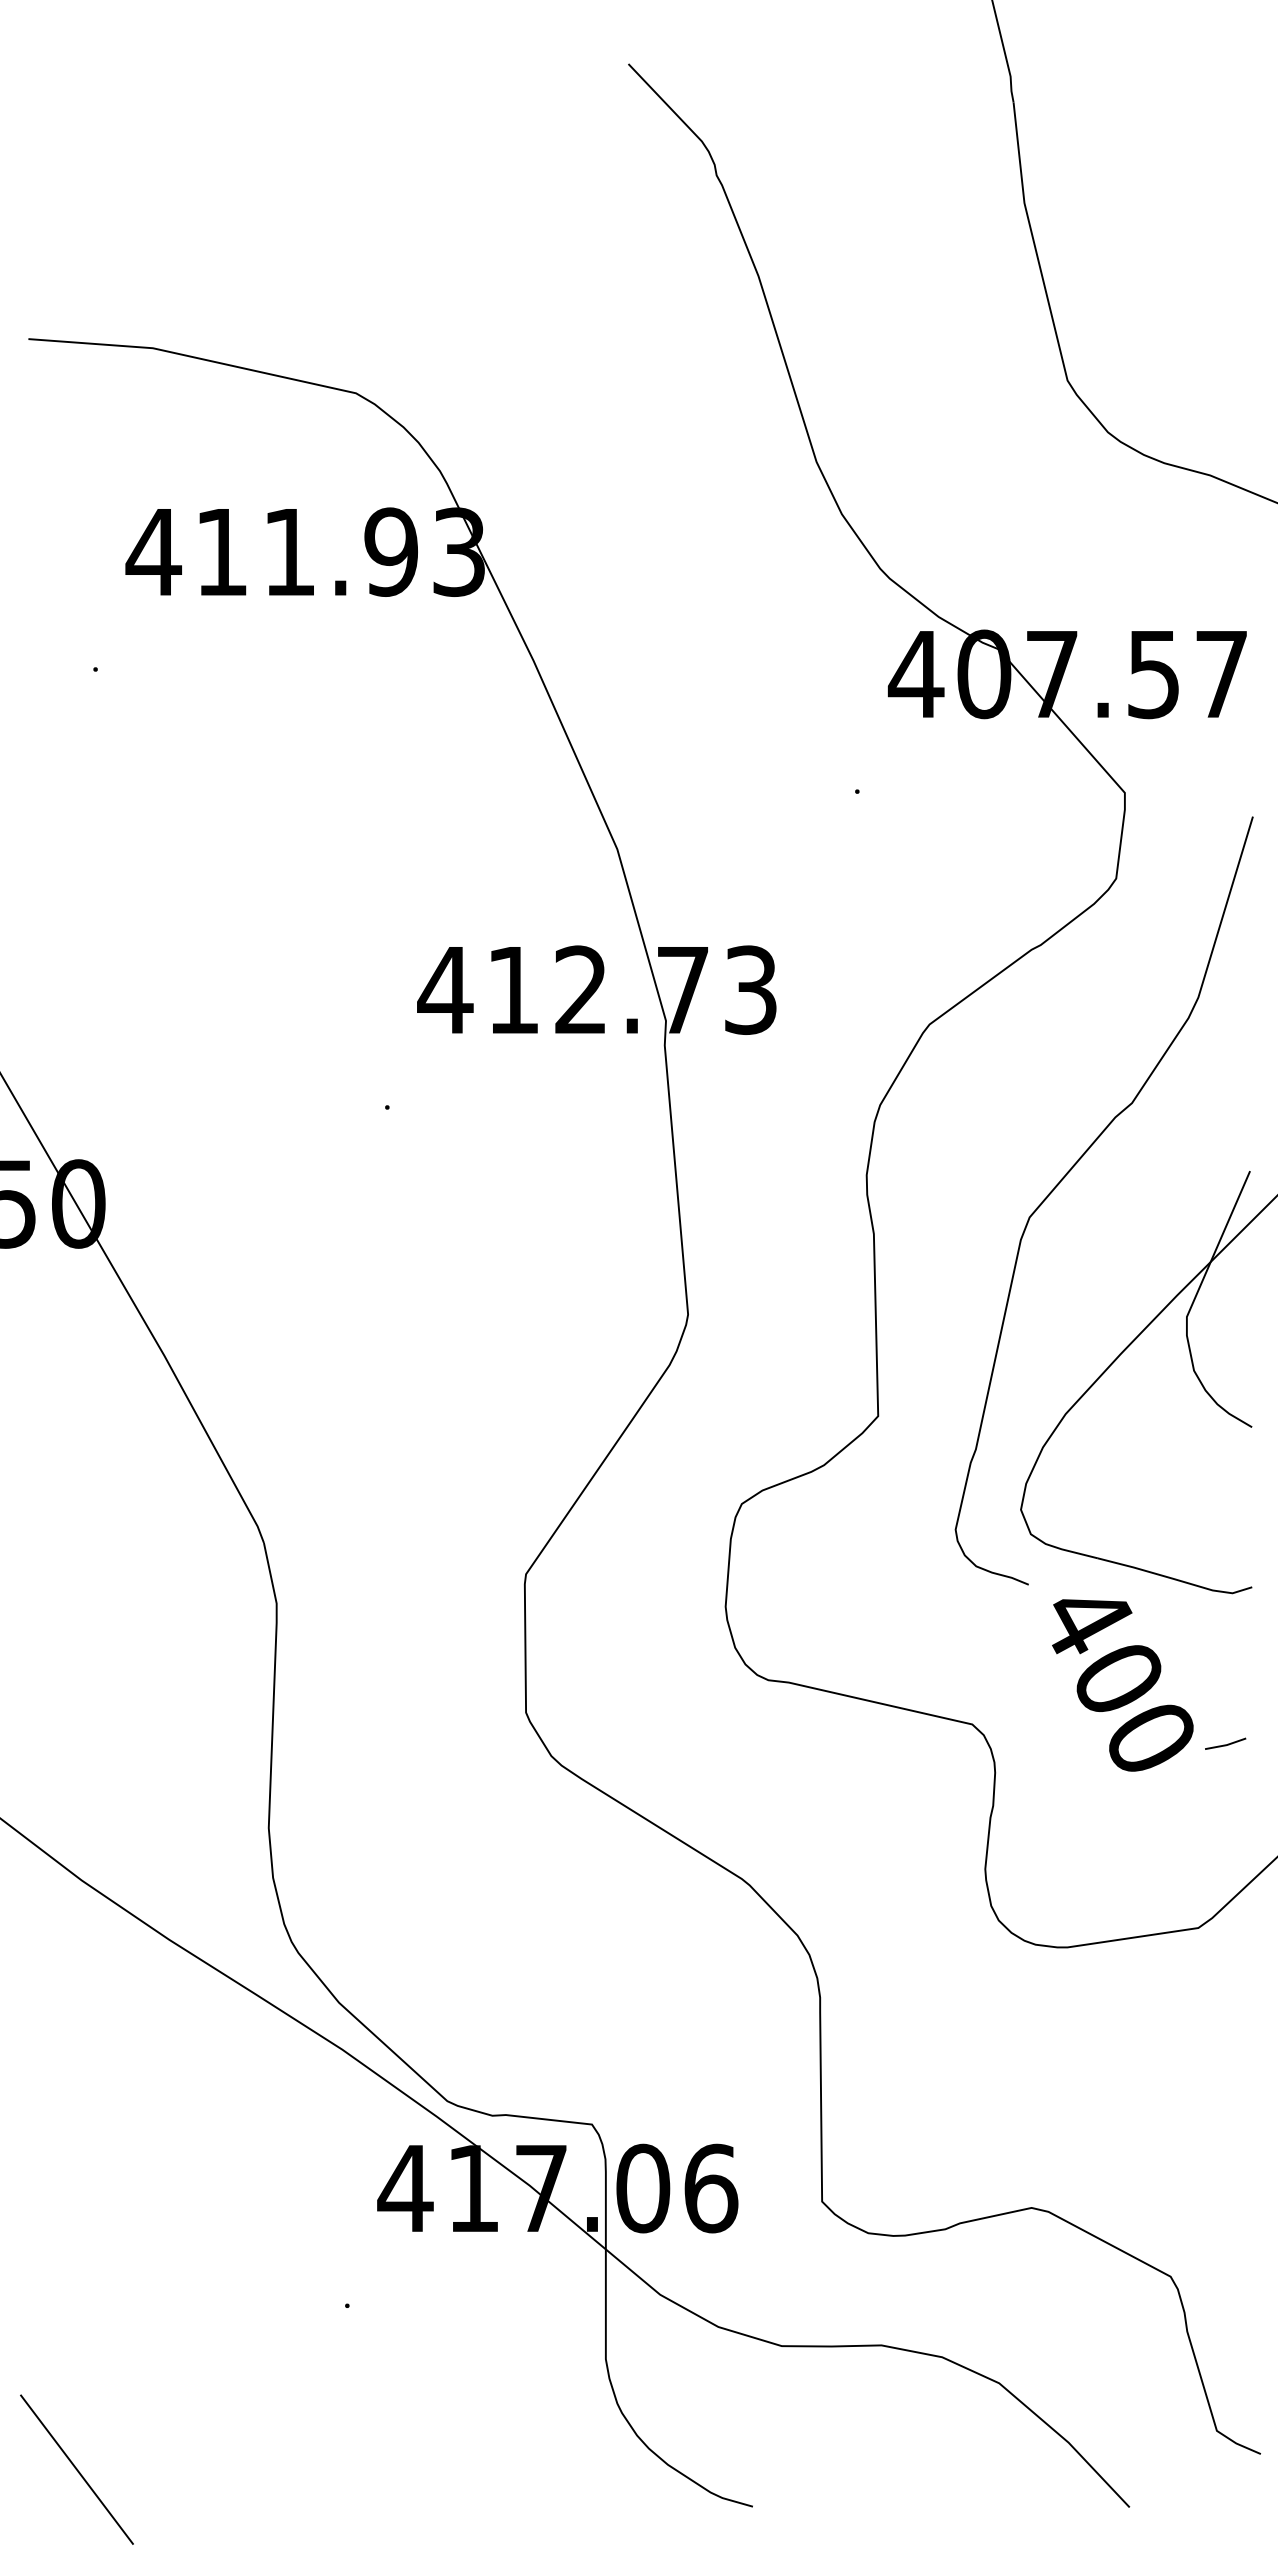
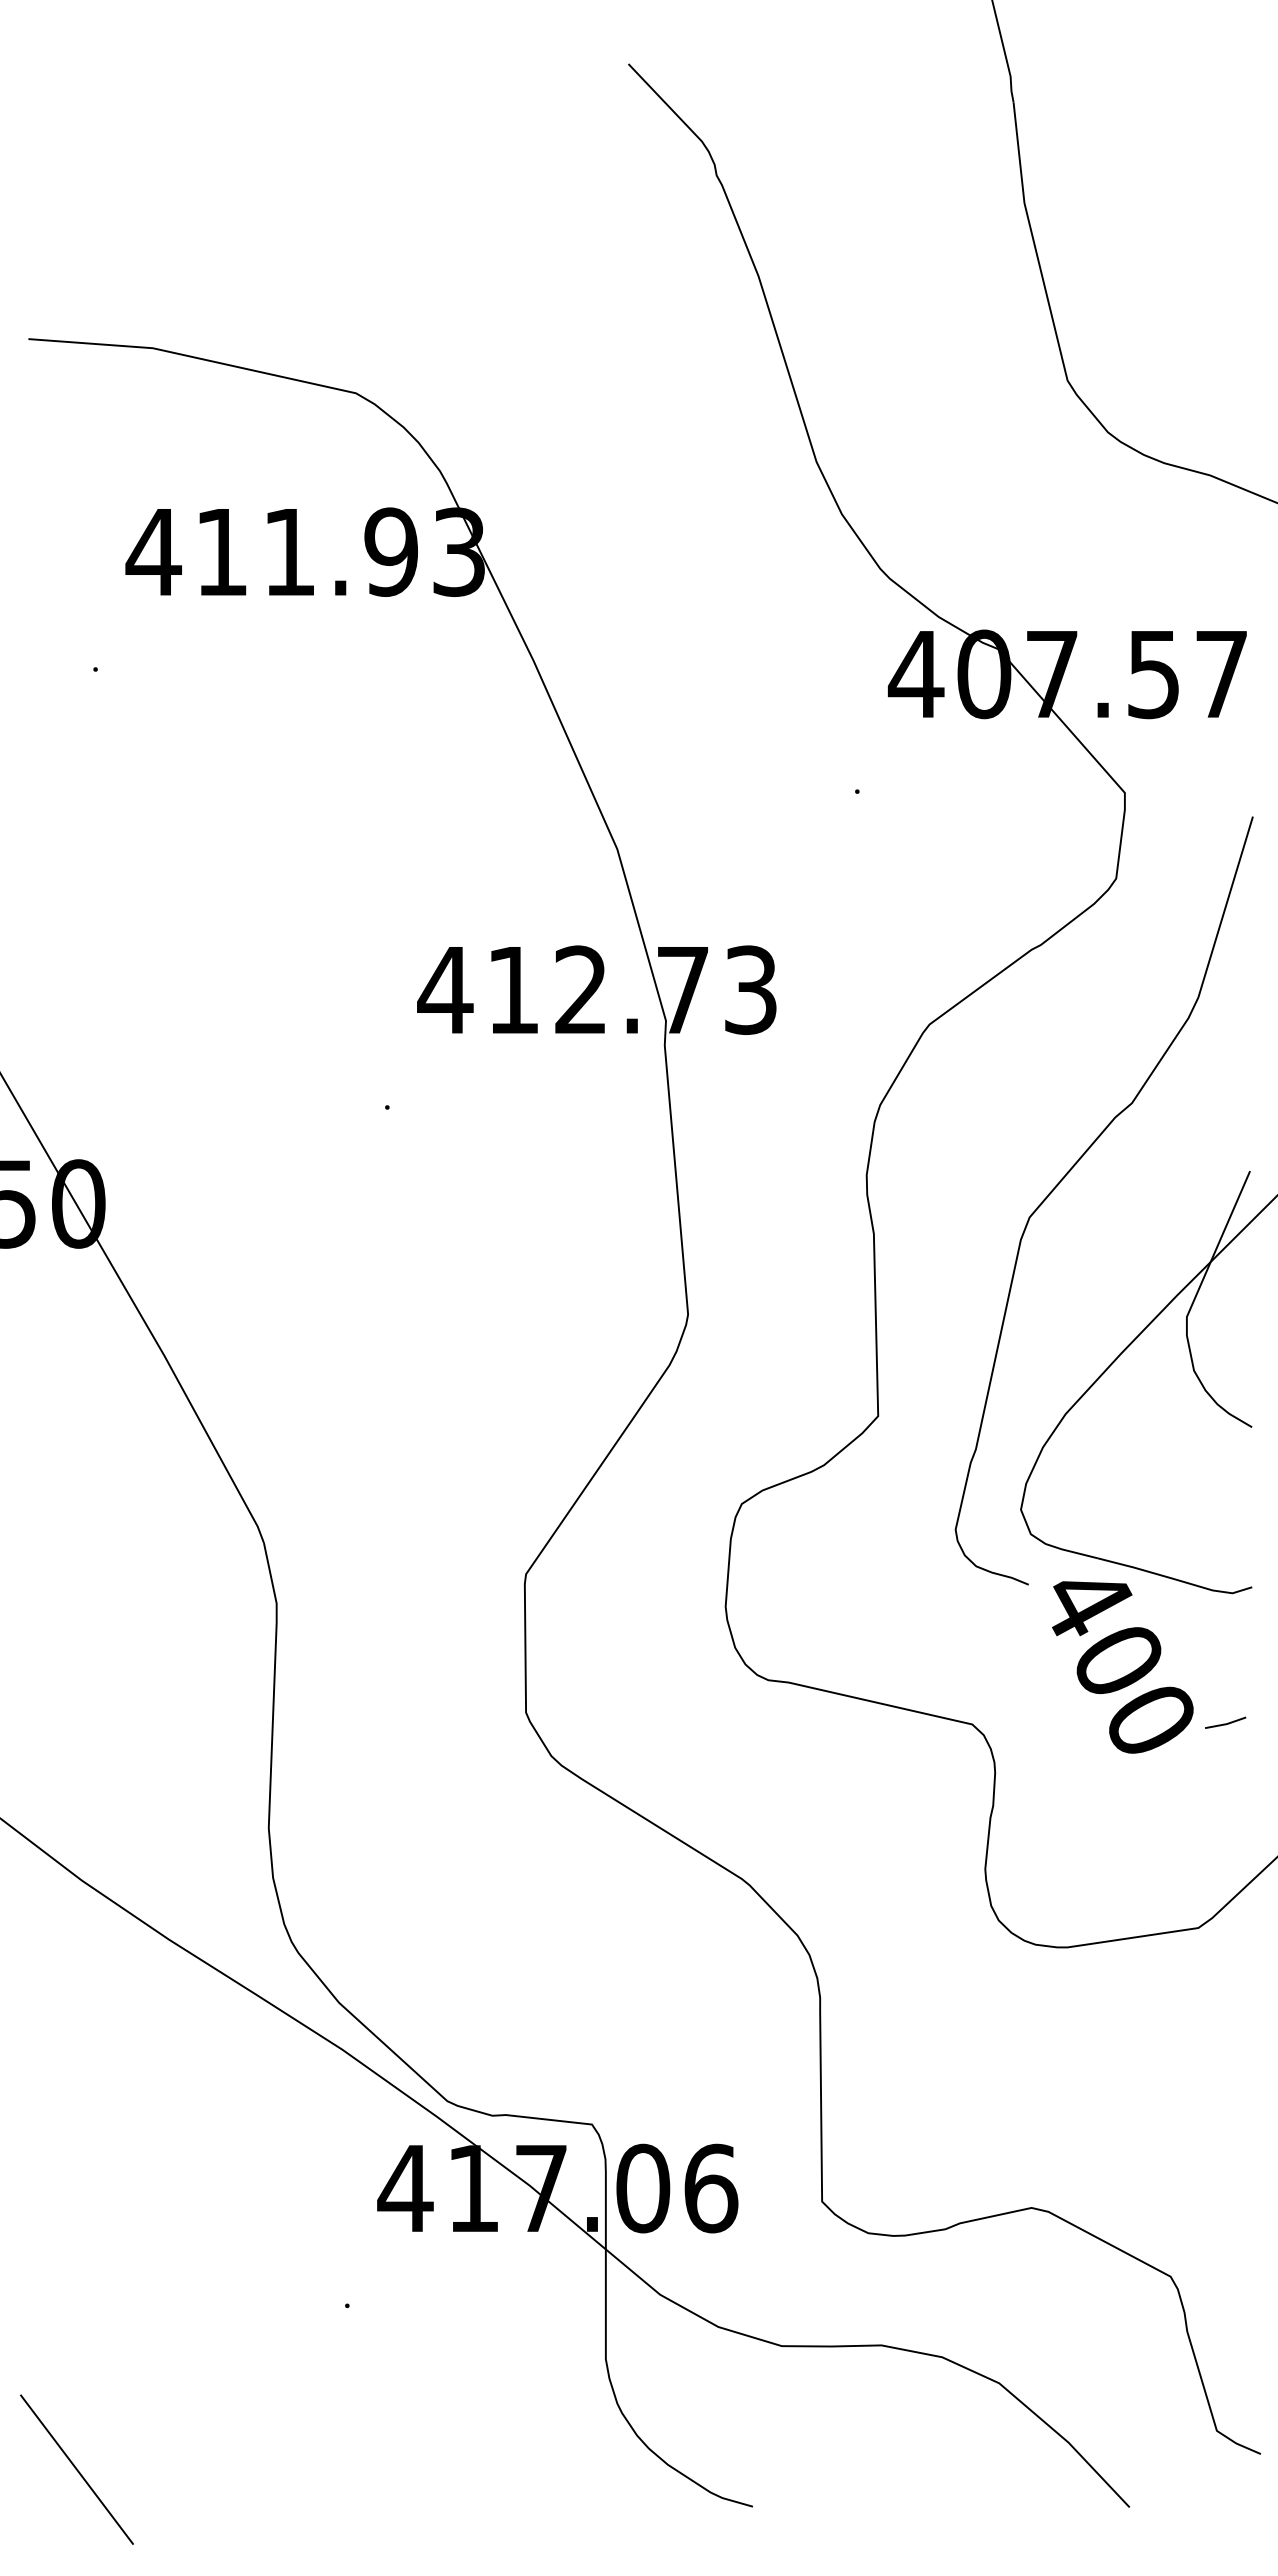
text position: (1122, 1685) -> (1122, 1667) (1122, 1667)
line position: (1225, 1744) -> (1225, 1723) (1225, 1723)
